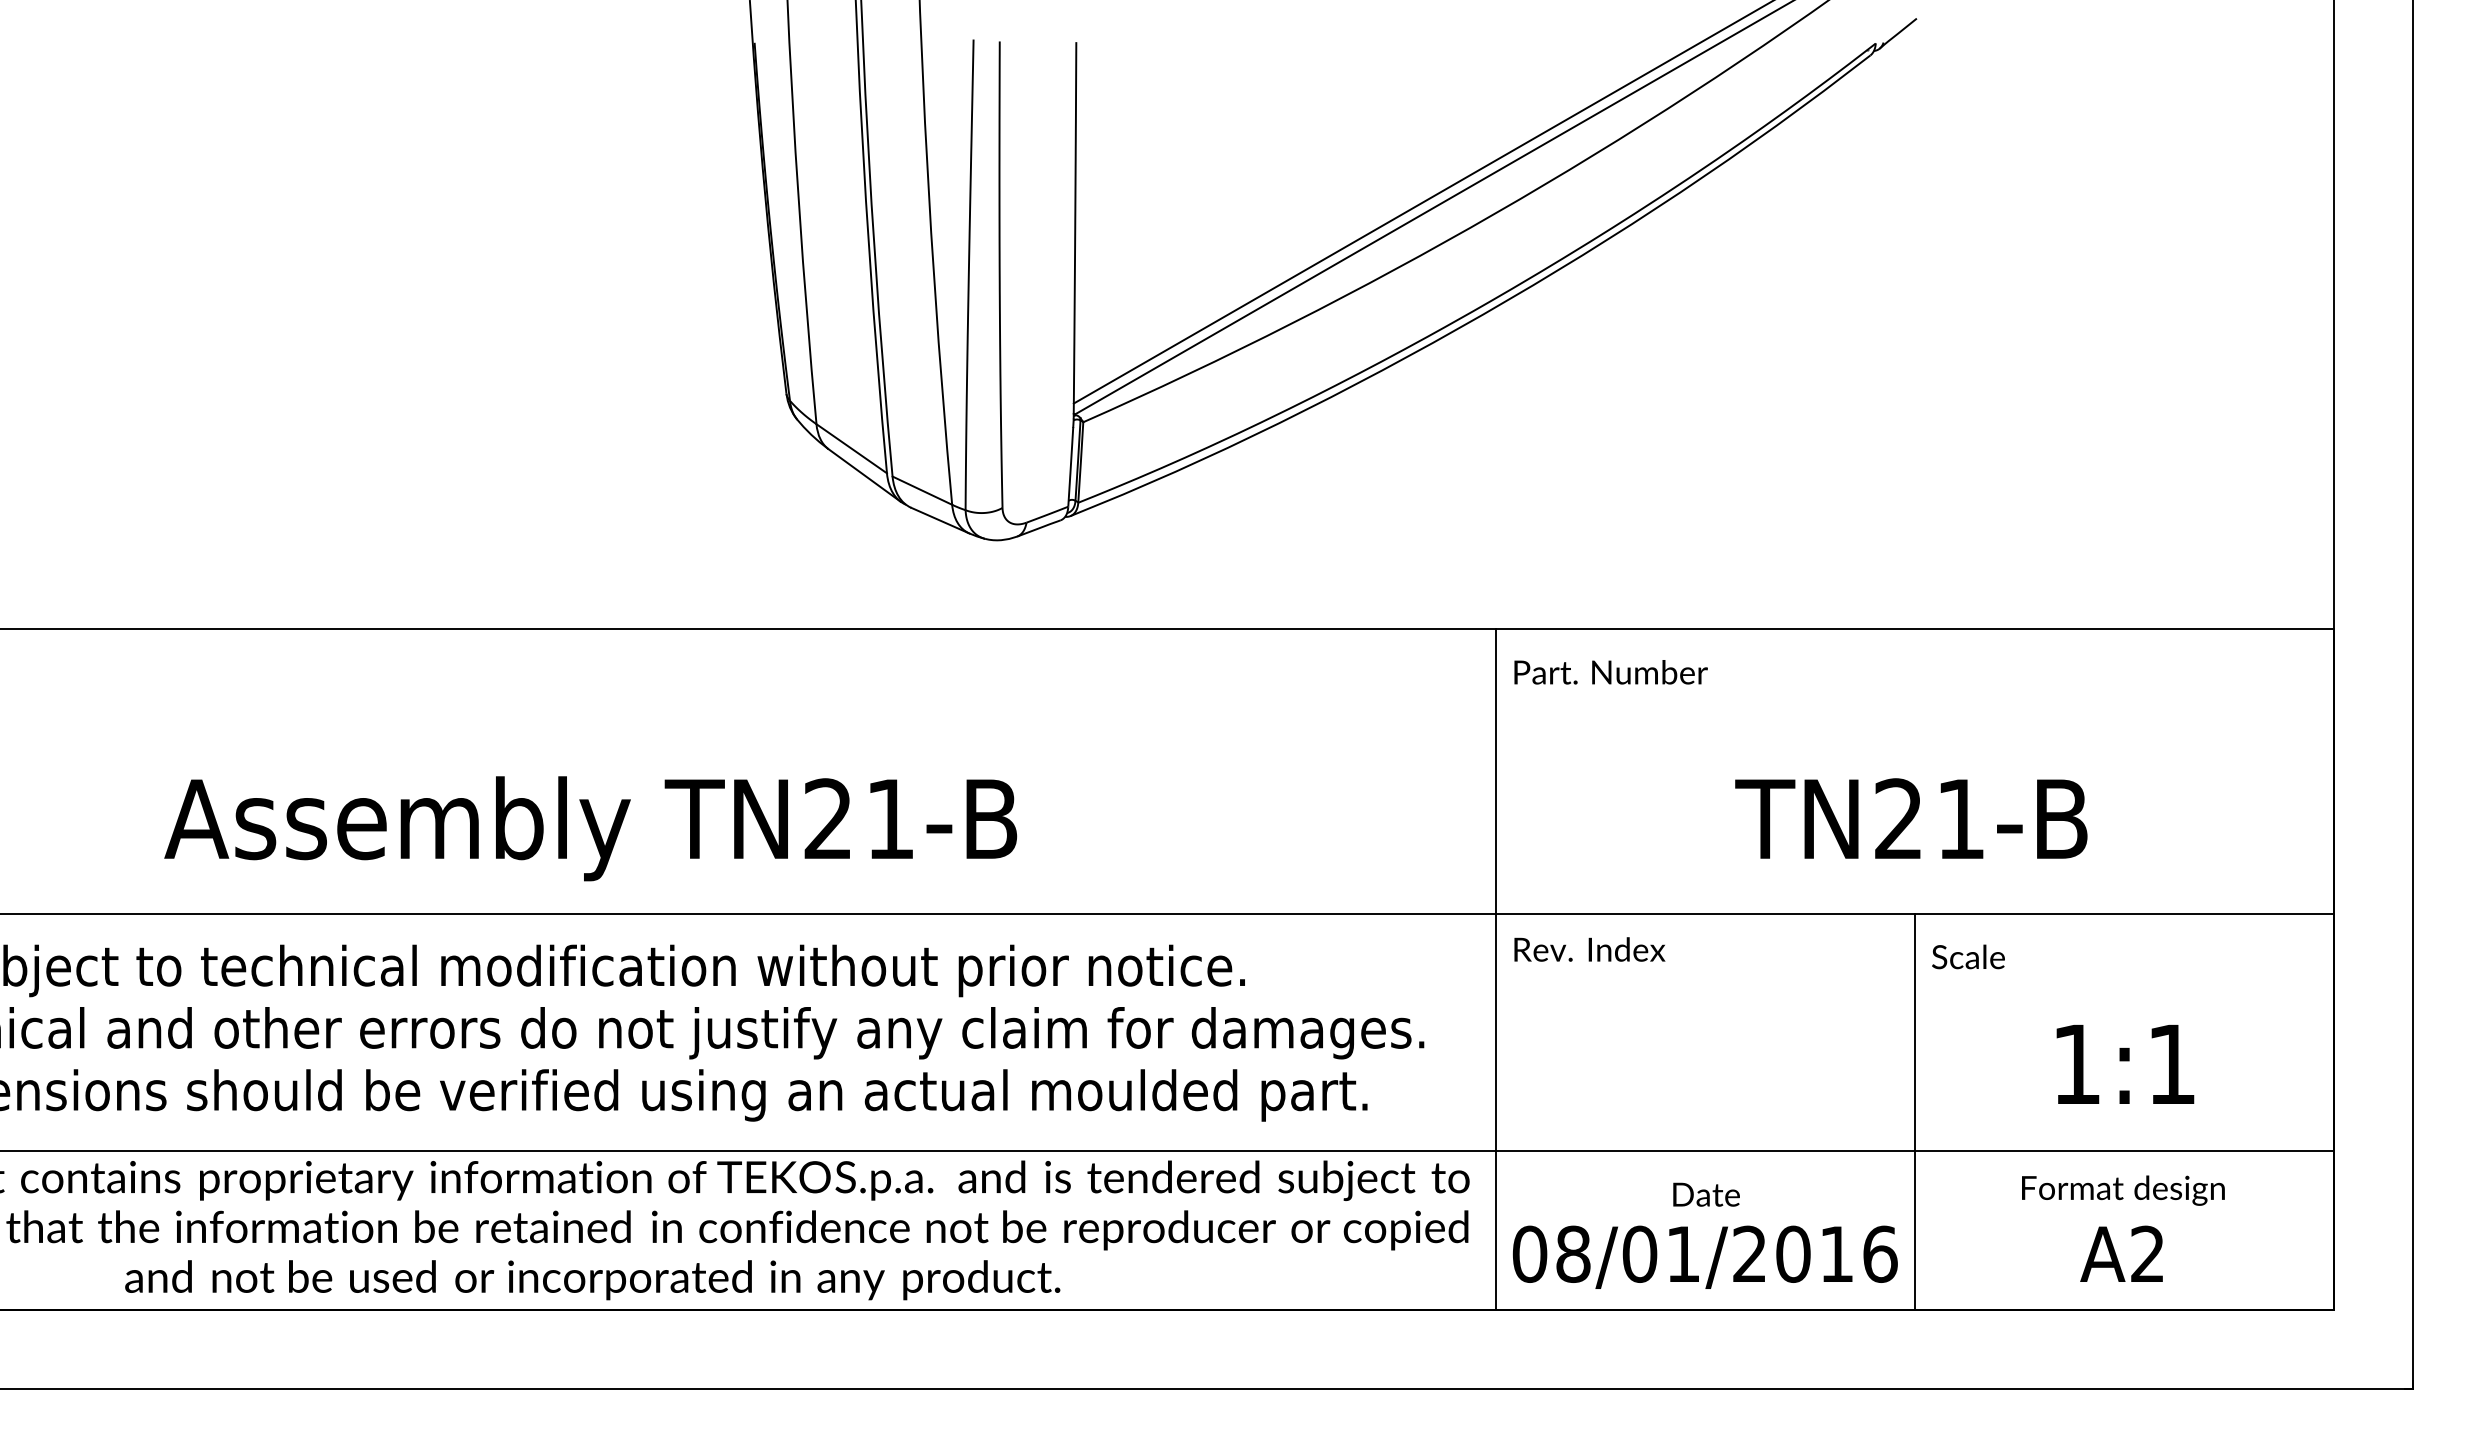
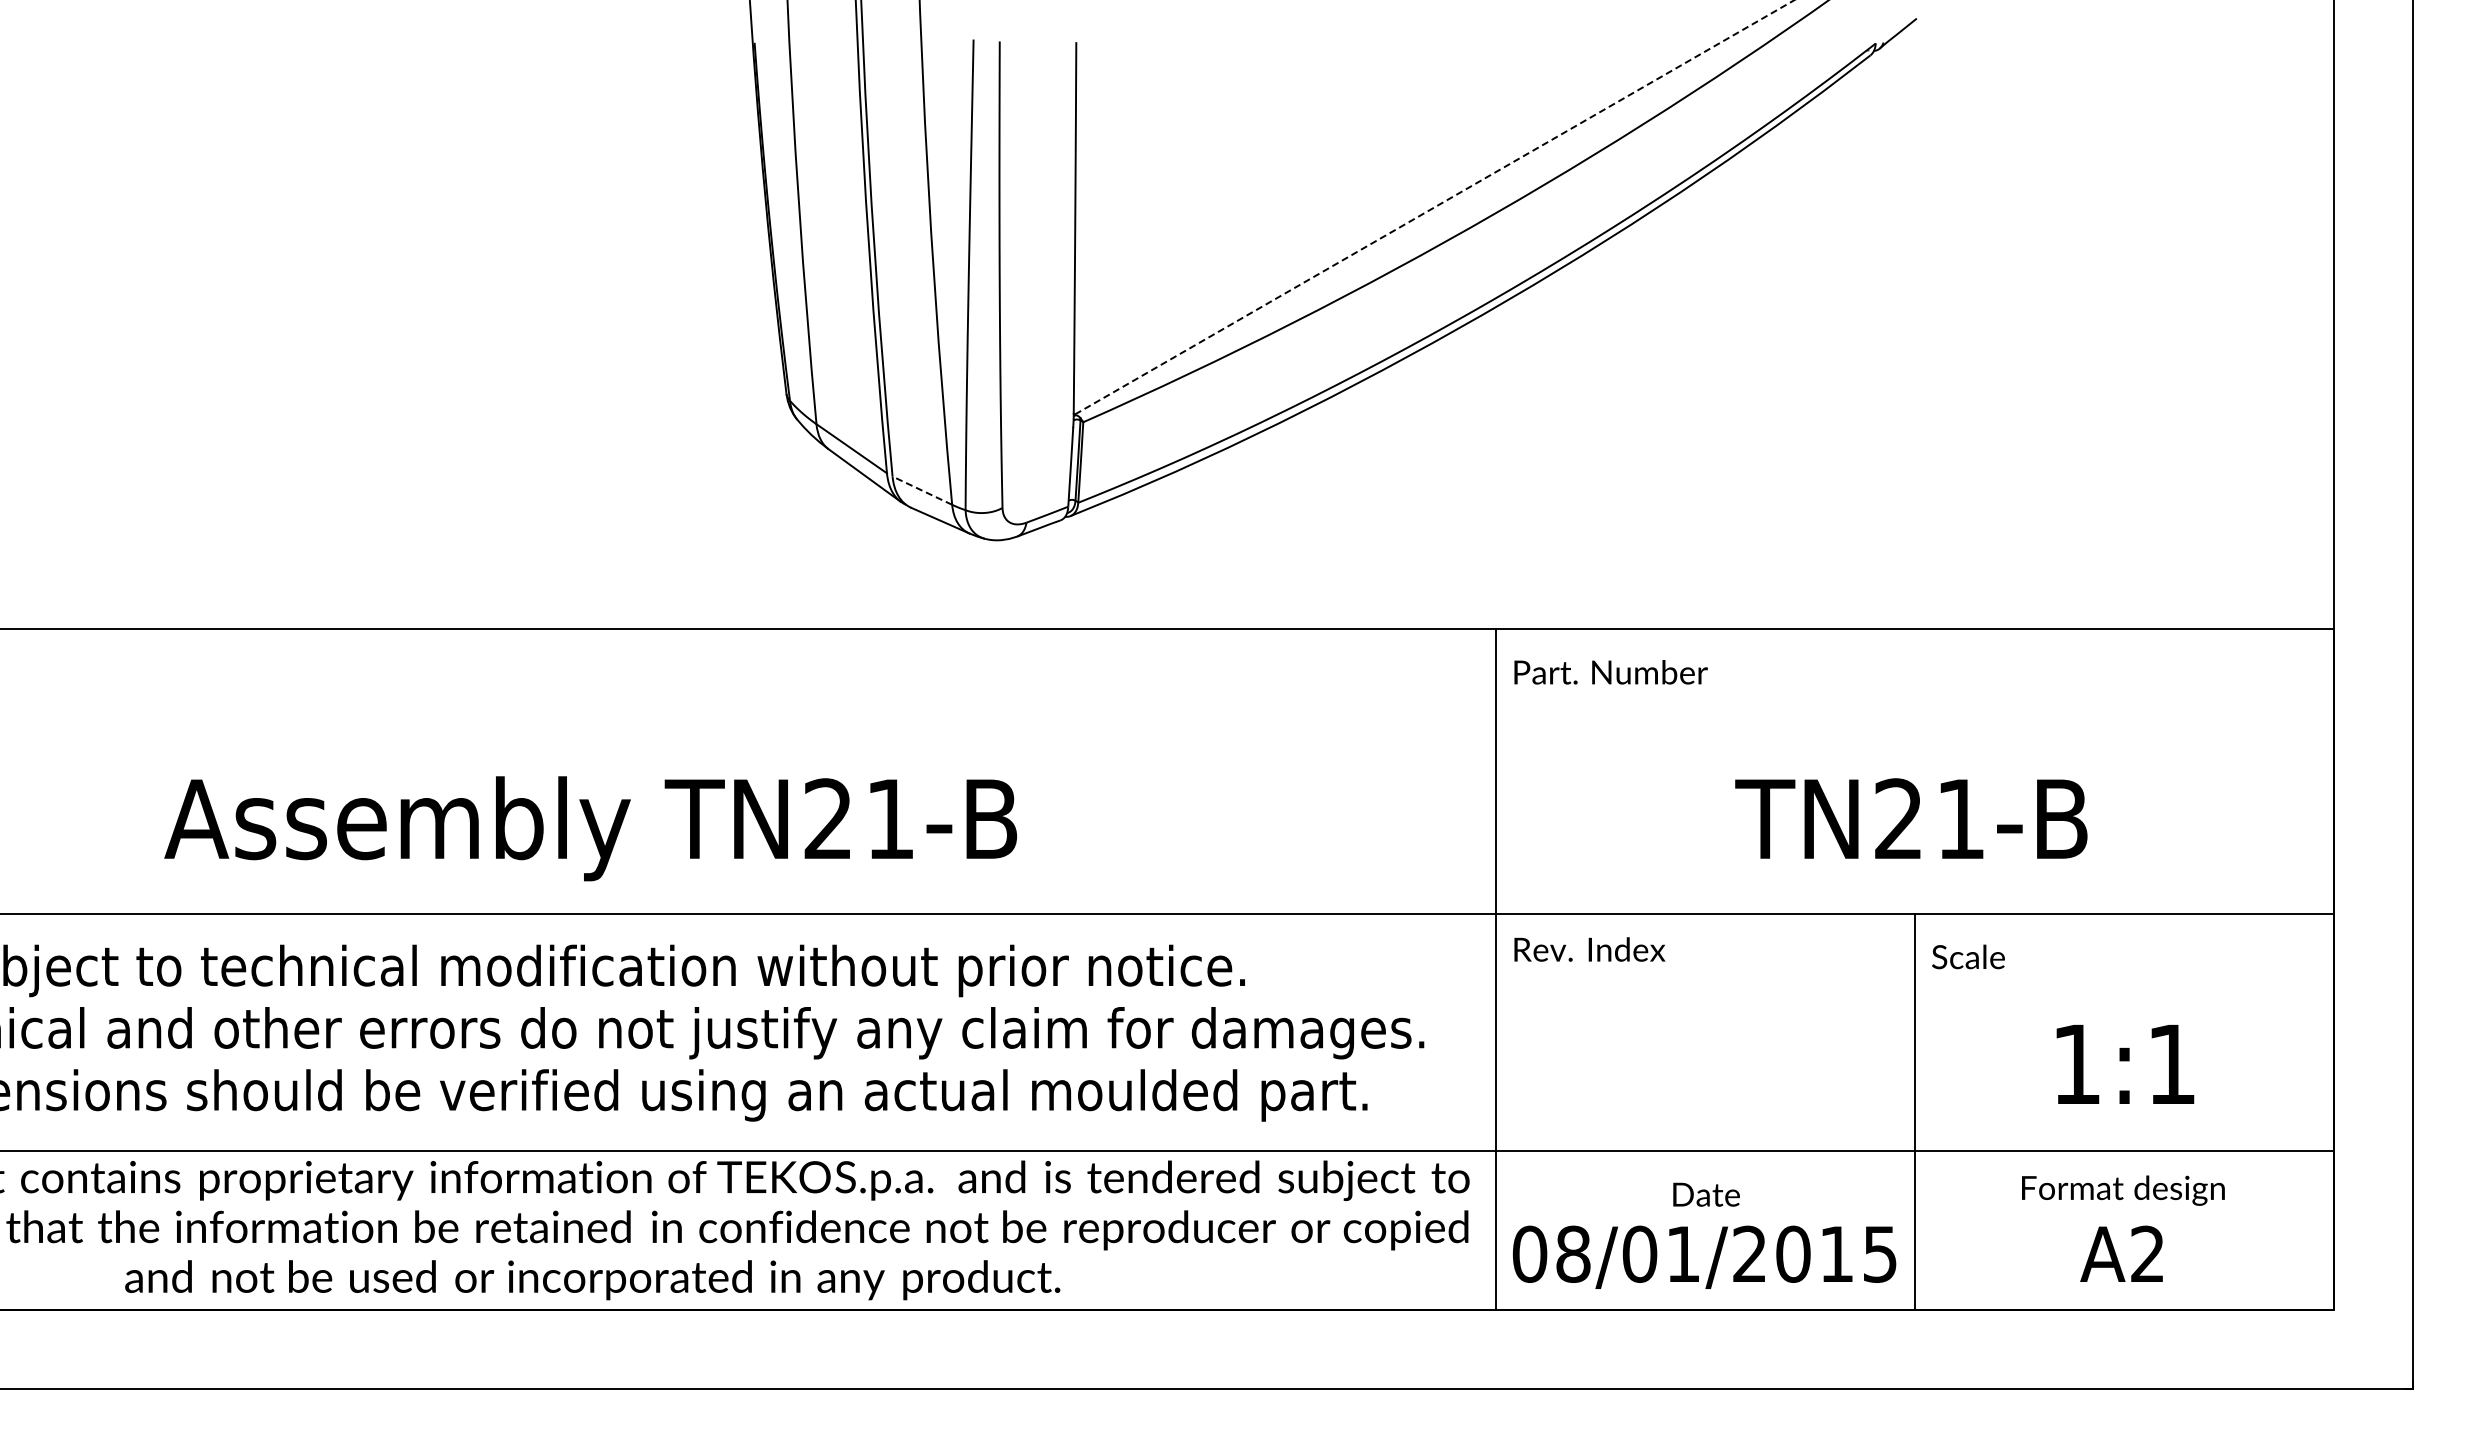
line: present -> none (1421, 202)
line: solid -> dashed (1434, 207)
line: solid -> dashed (922, 490)
text: 08/01/2016 -> 08/01/2015 (1880, 1253)
